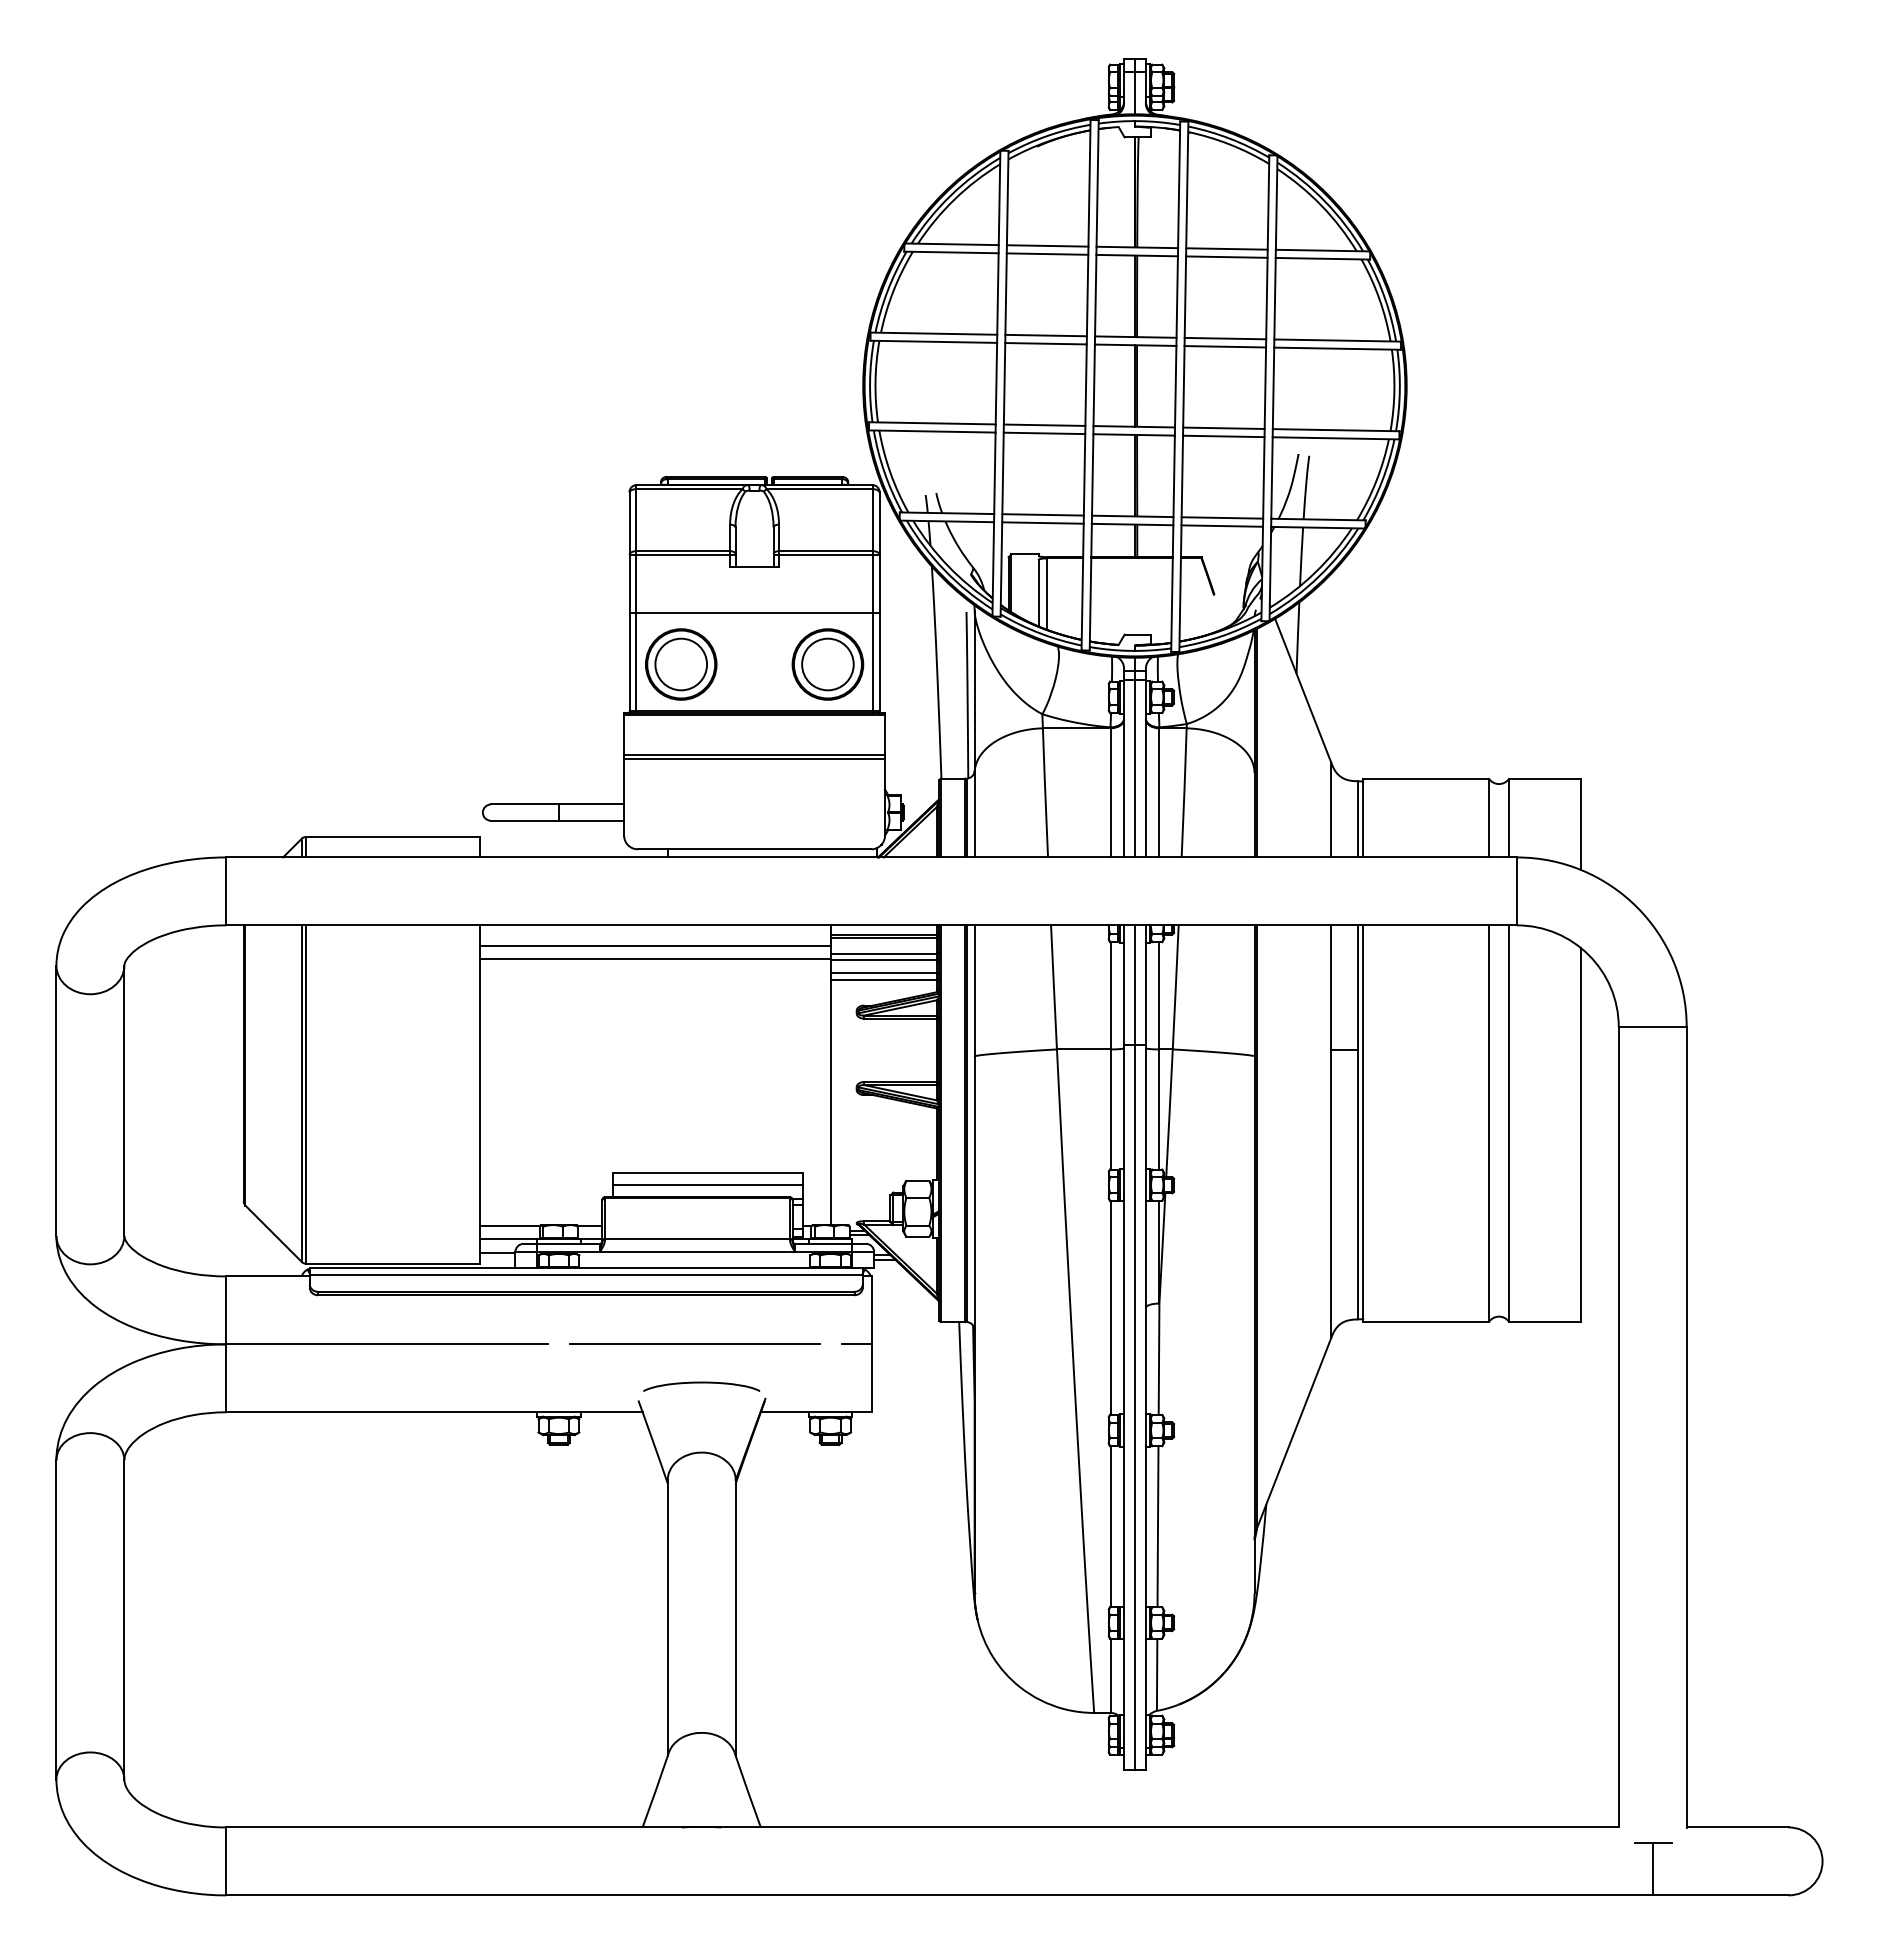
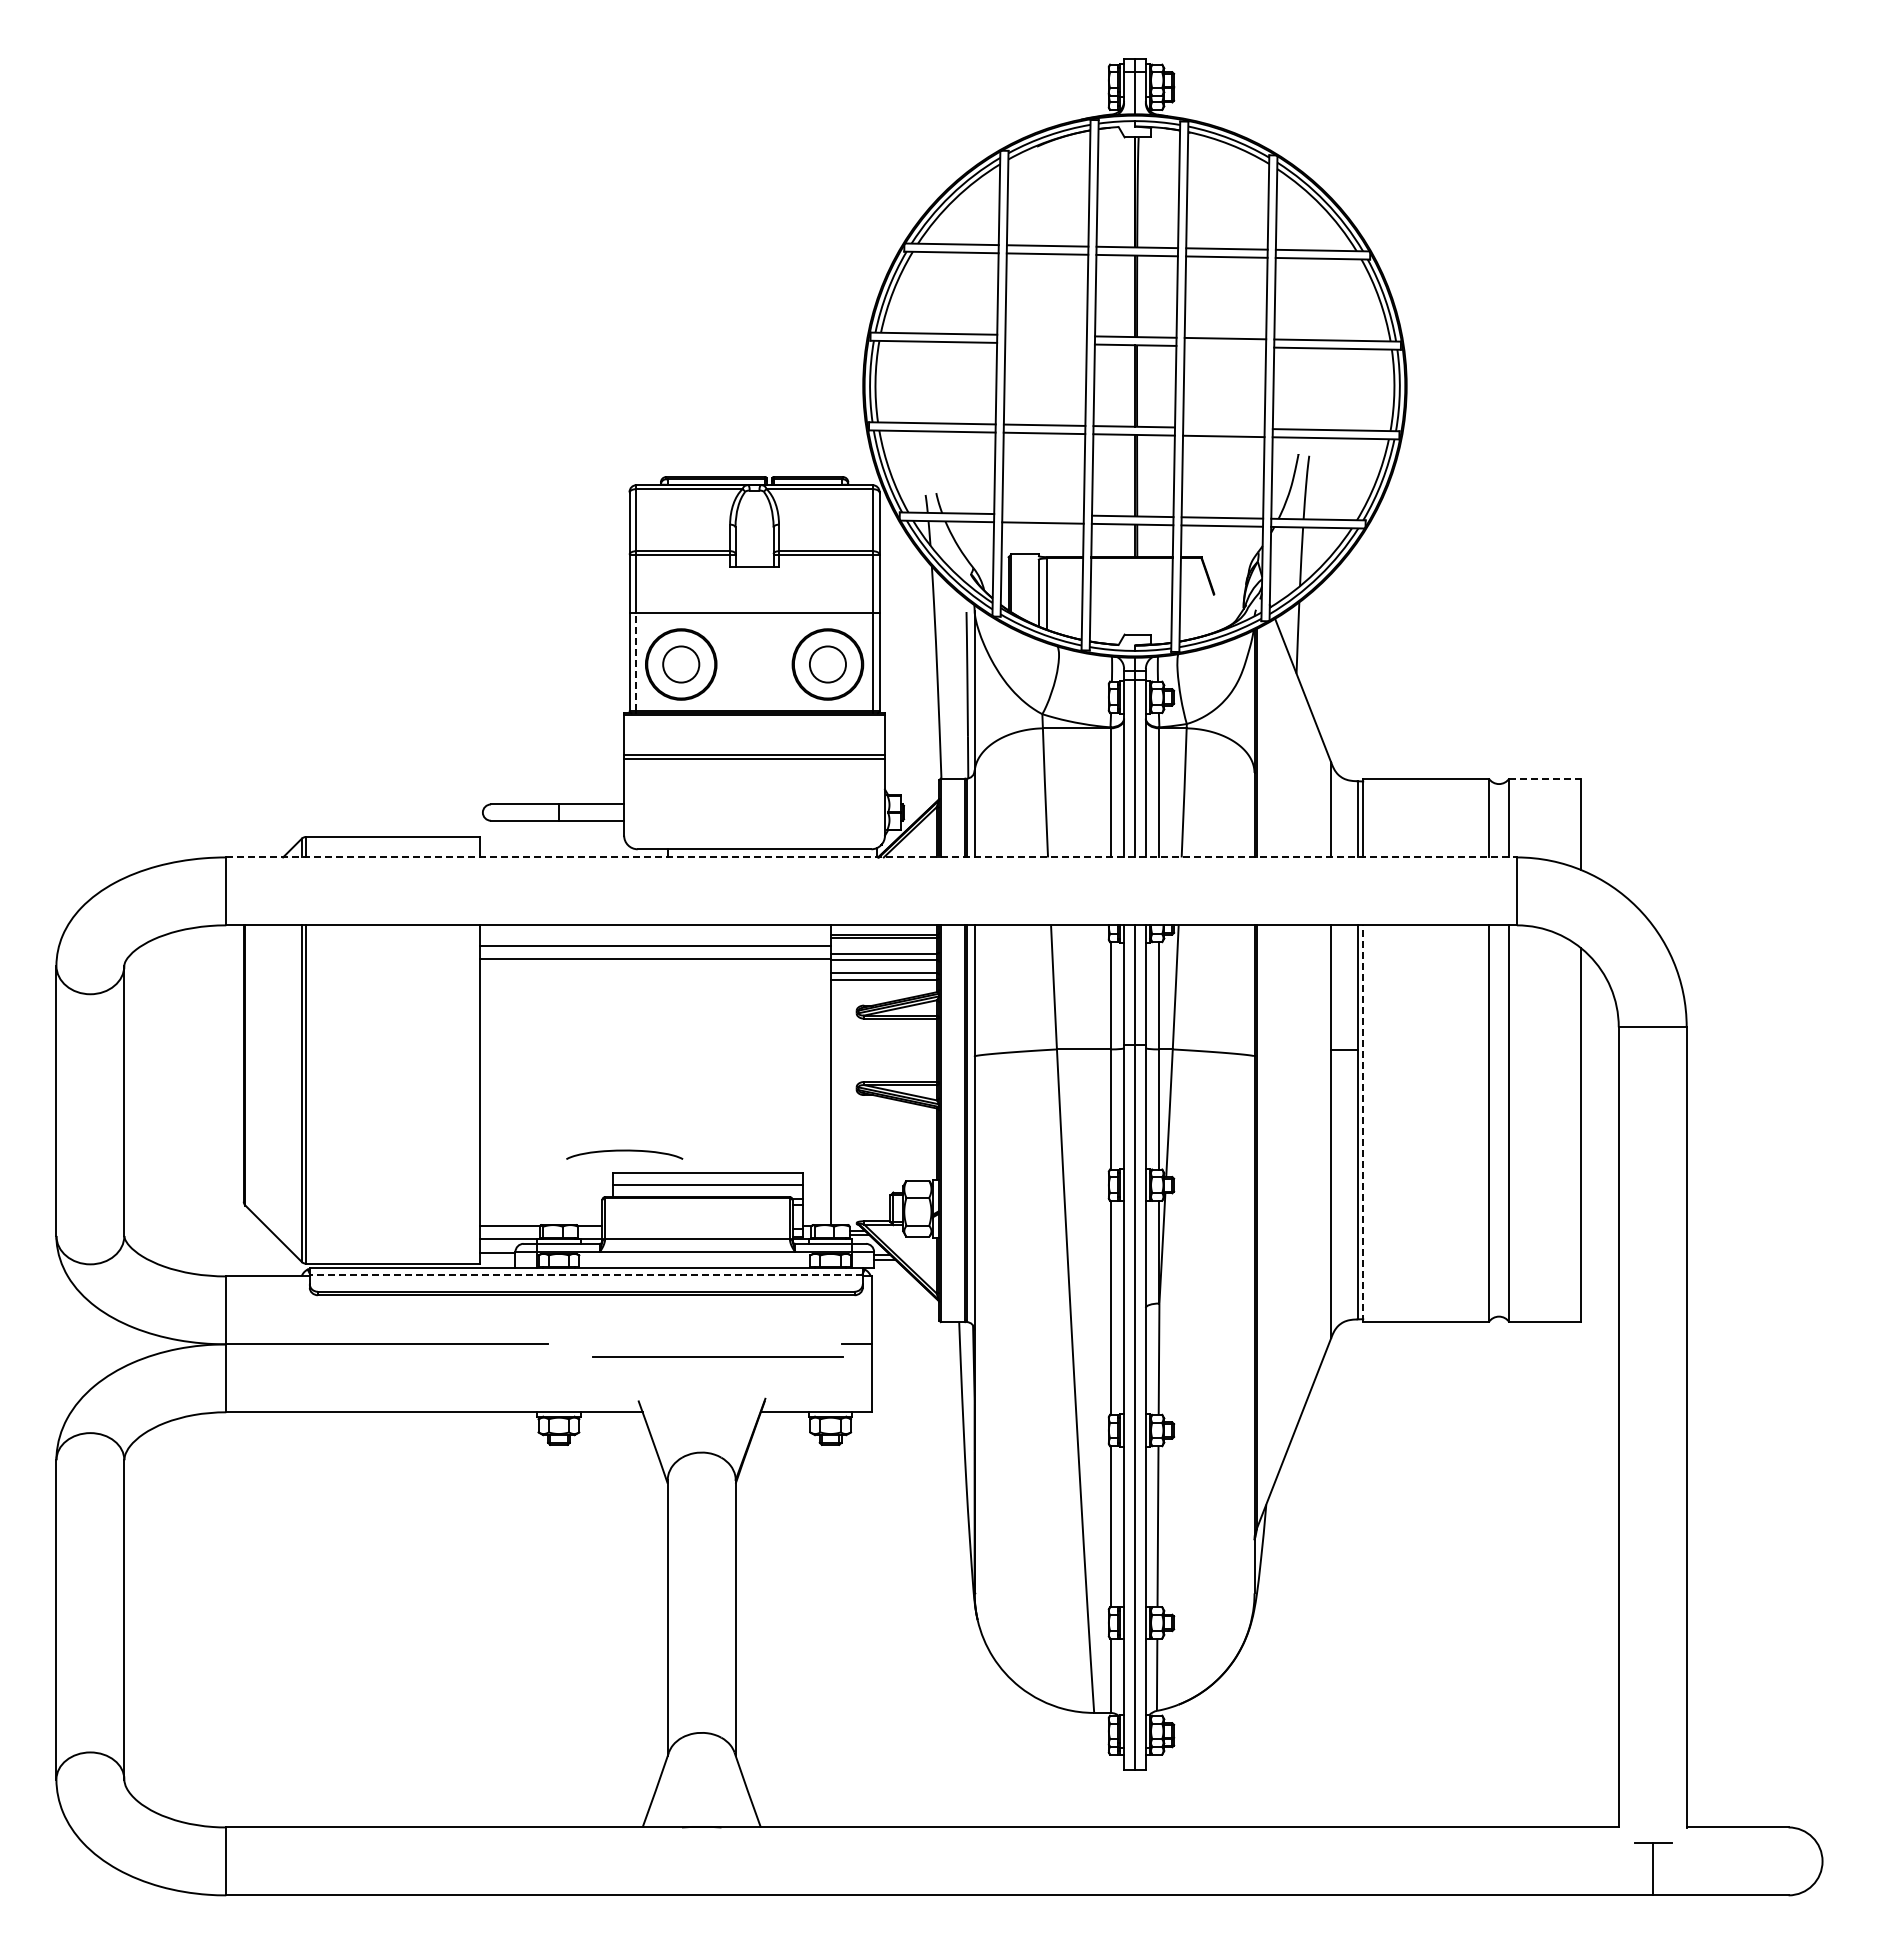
line: present -> none (1045, 335)
line: present -> none (1045, 343)
line: present -> none (1225, 346)
line: present -> none (1223, 427)
line: present -> none (1042, 514)
line: solid -> dashed (636, 661)
circle diameter: 52 px -> 36 px (681, 664)
circle diameter: 52 px -> 36 px (827, 664)
line: solid -> dashed (1544, 778)
line: solid -> dashed (872, 857)
line: solid -> dashed (1363, 1123)
line: solid -> dashed (585, 1275)
line position: (694, 1343) -> (717, 1356) (717, 1356)
curve position: (701, 1383) -> (624, 1151) (624, 1151)
